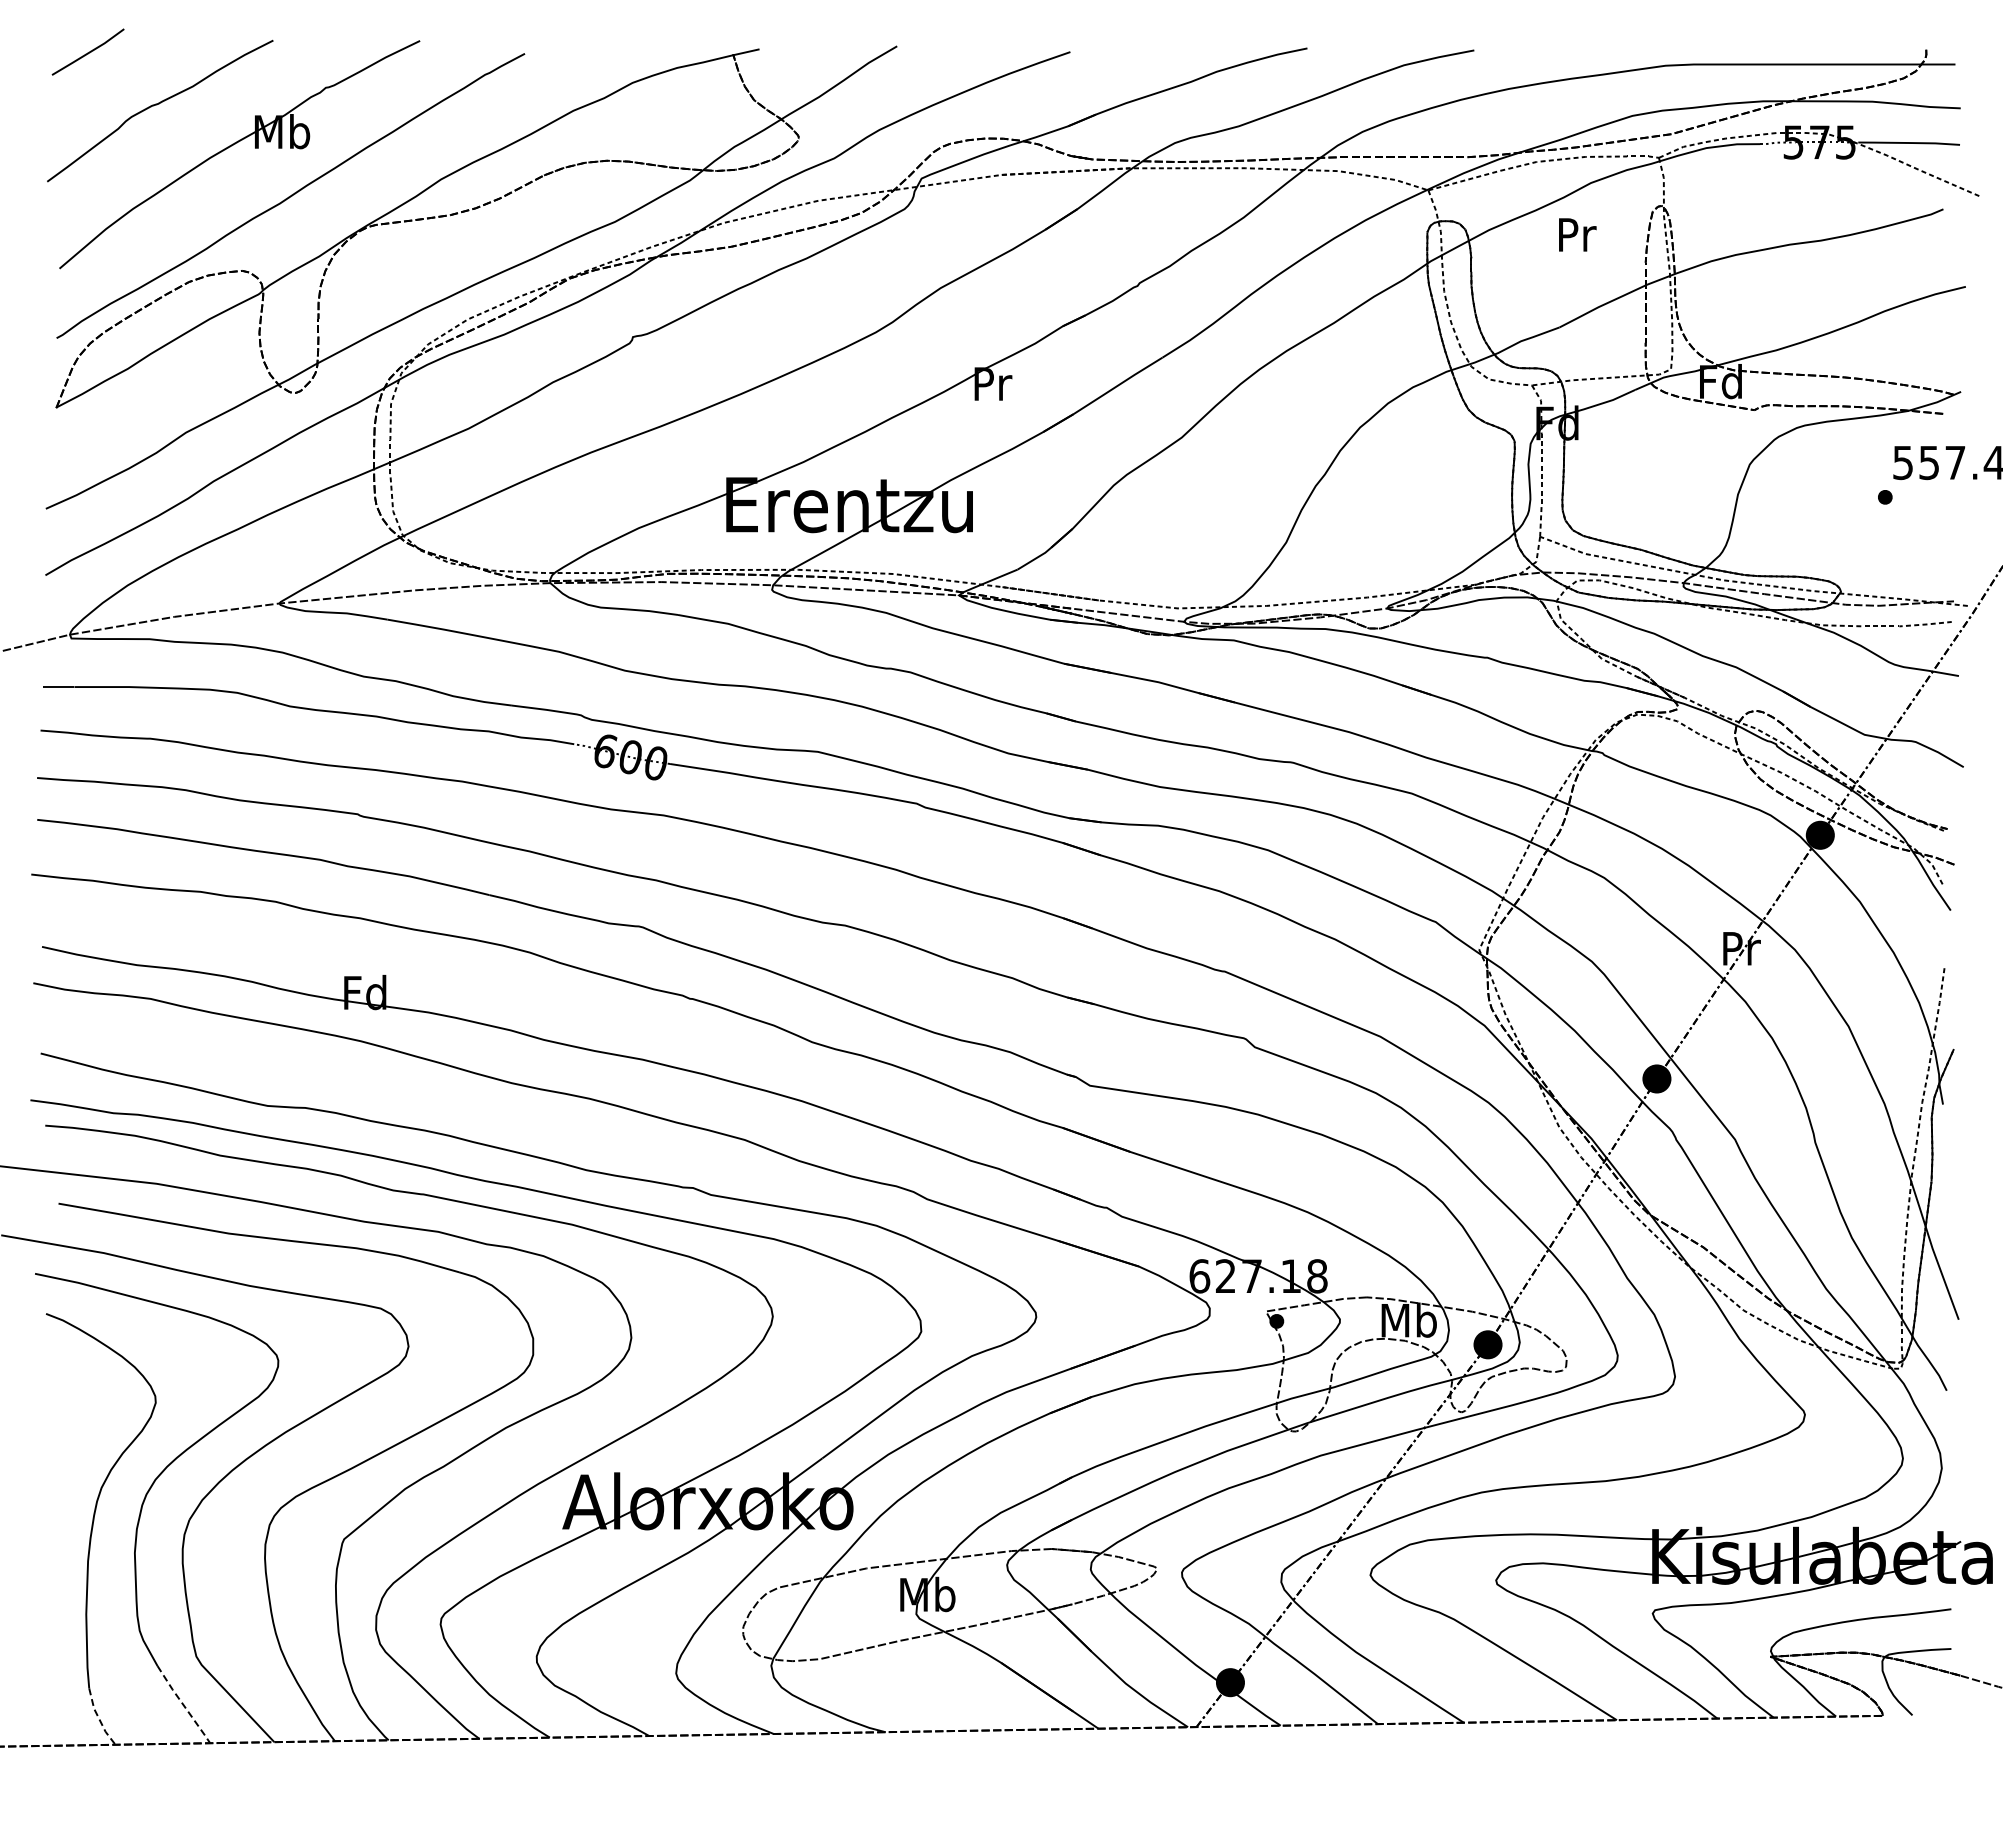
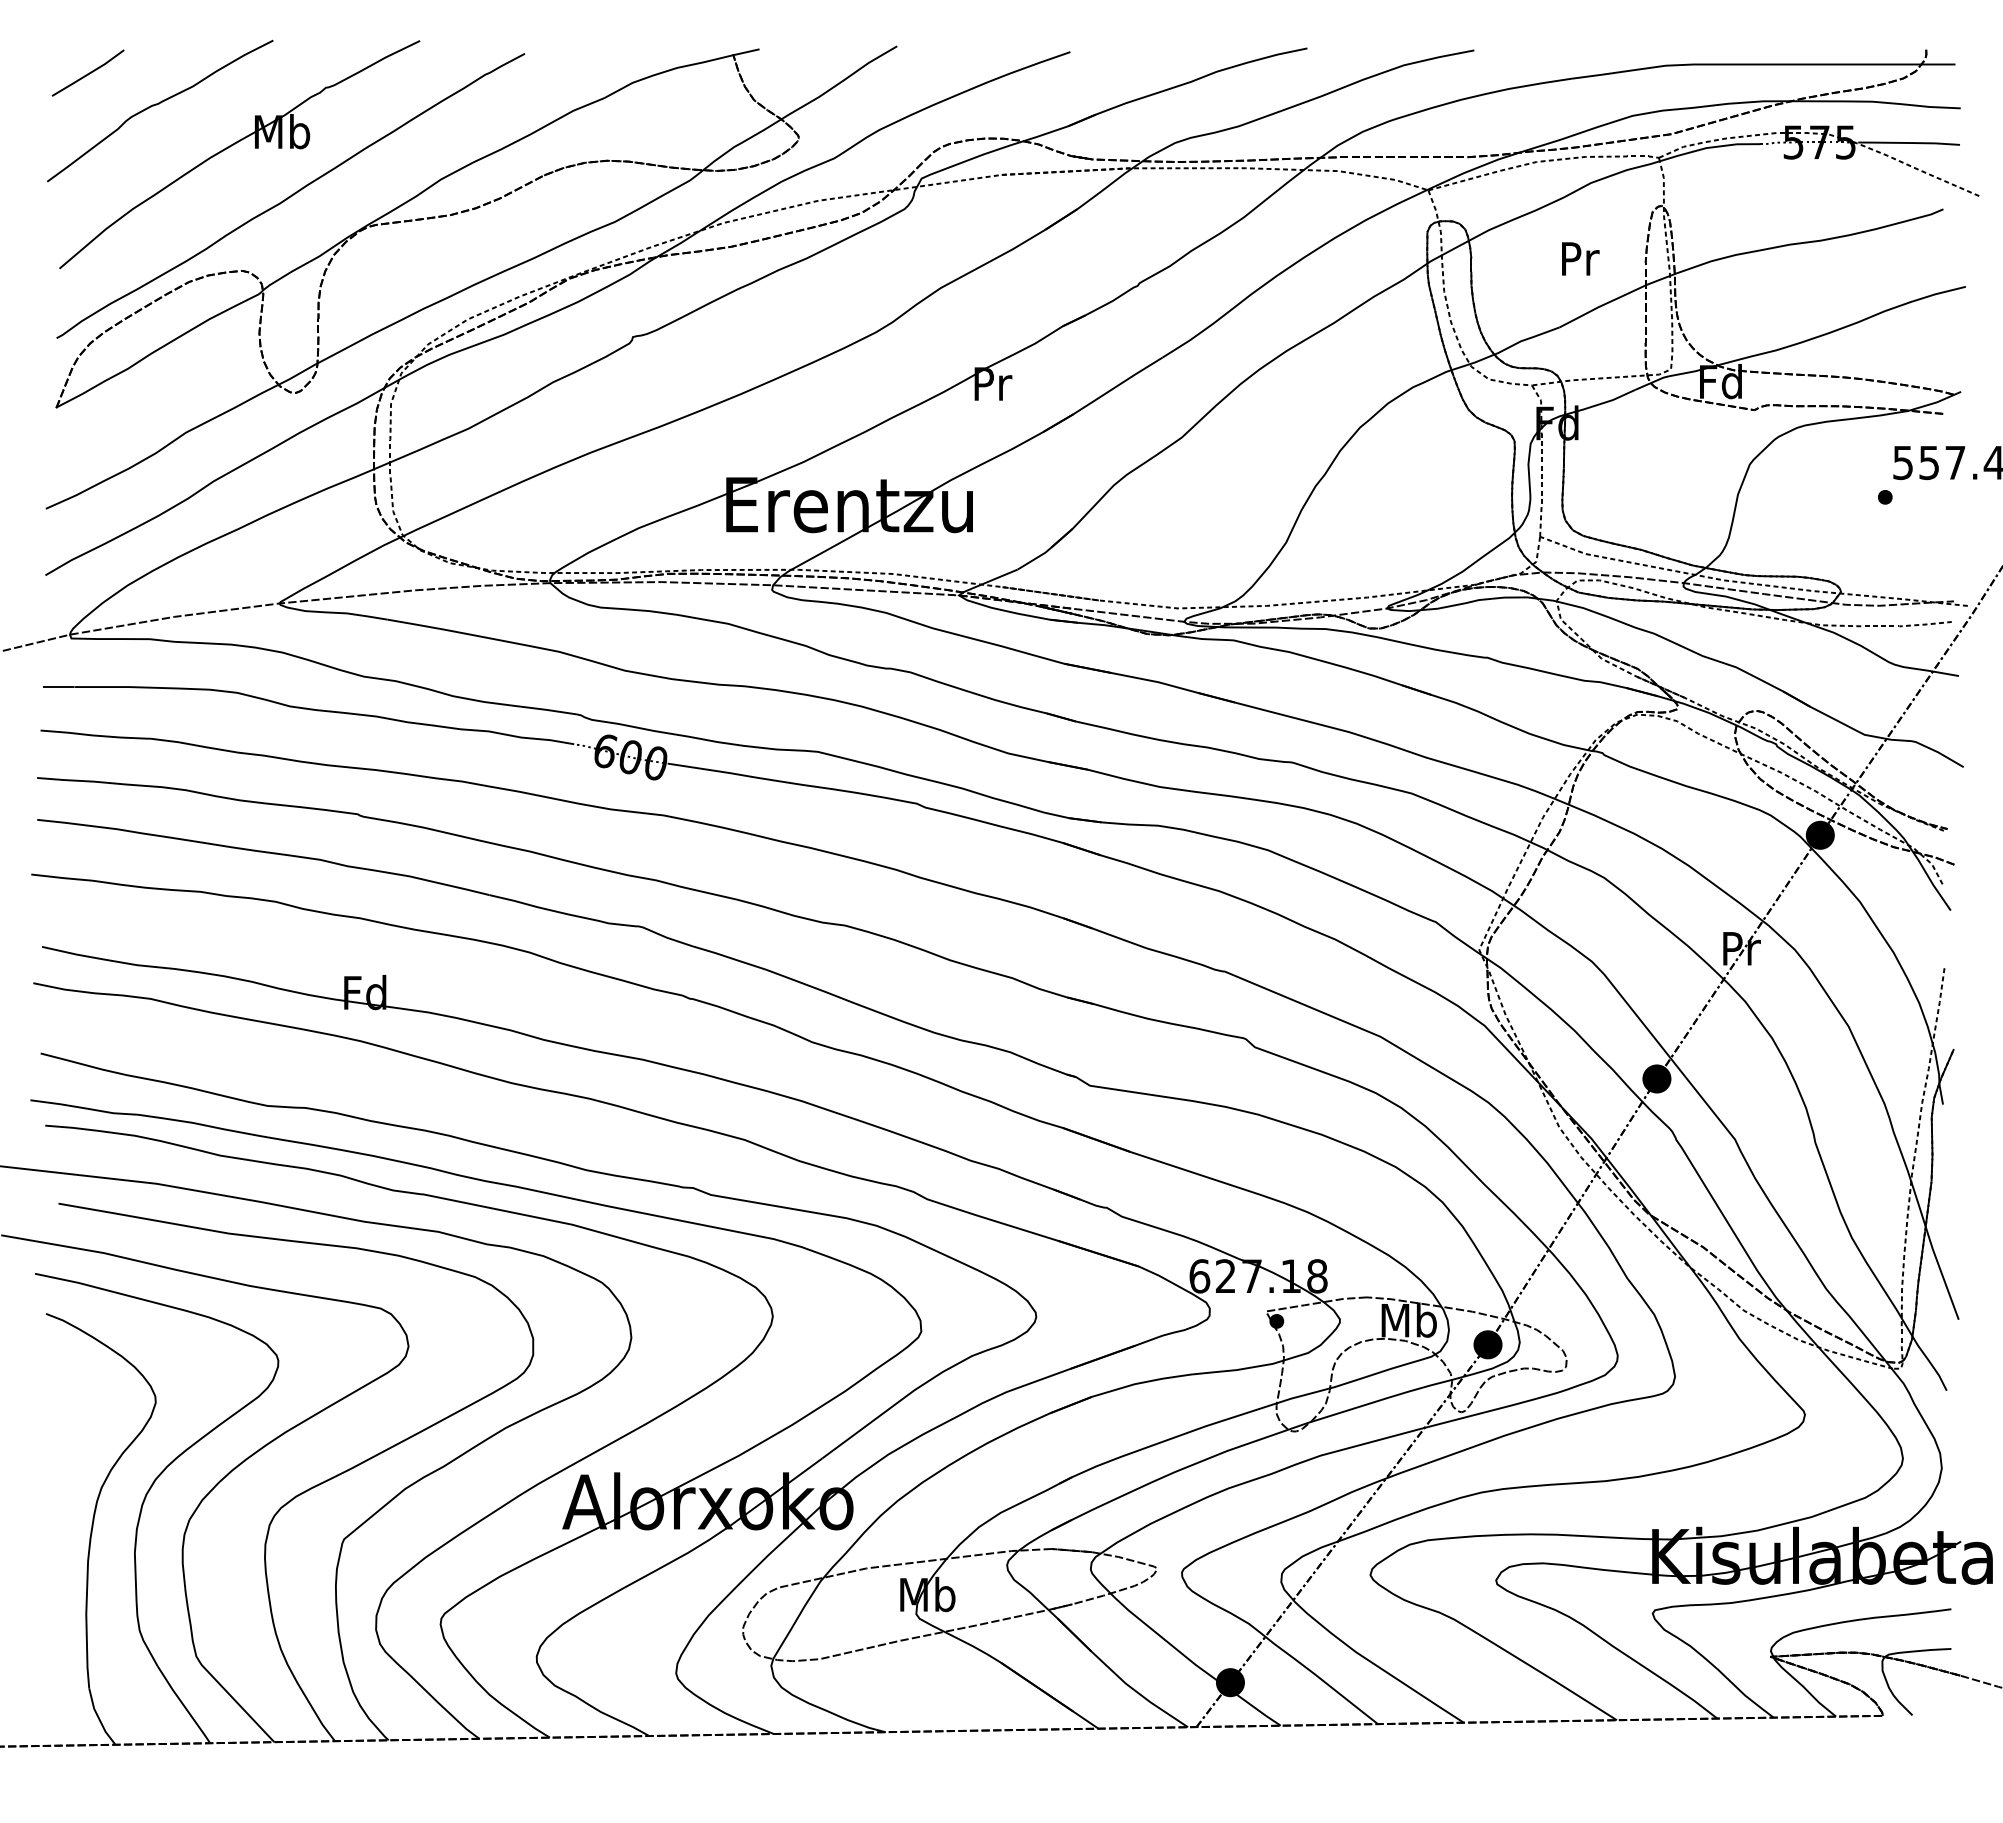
line position: (87, 52) -> (87, 73) (87, 73)
text position: (1577, 234) -> (1580, 258) (1580, 258)
line: dashed -> solid (183, 1705)
line: dashed -> solid (99, 1718)
